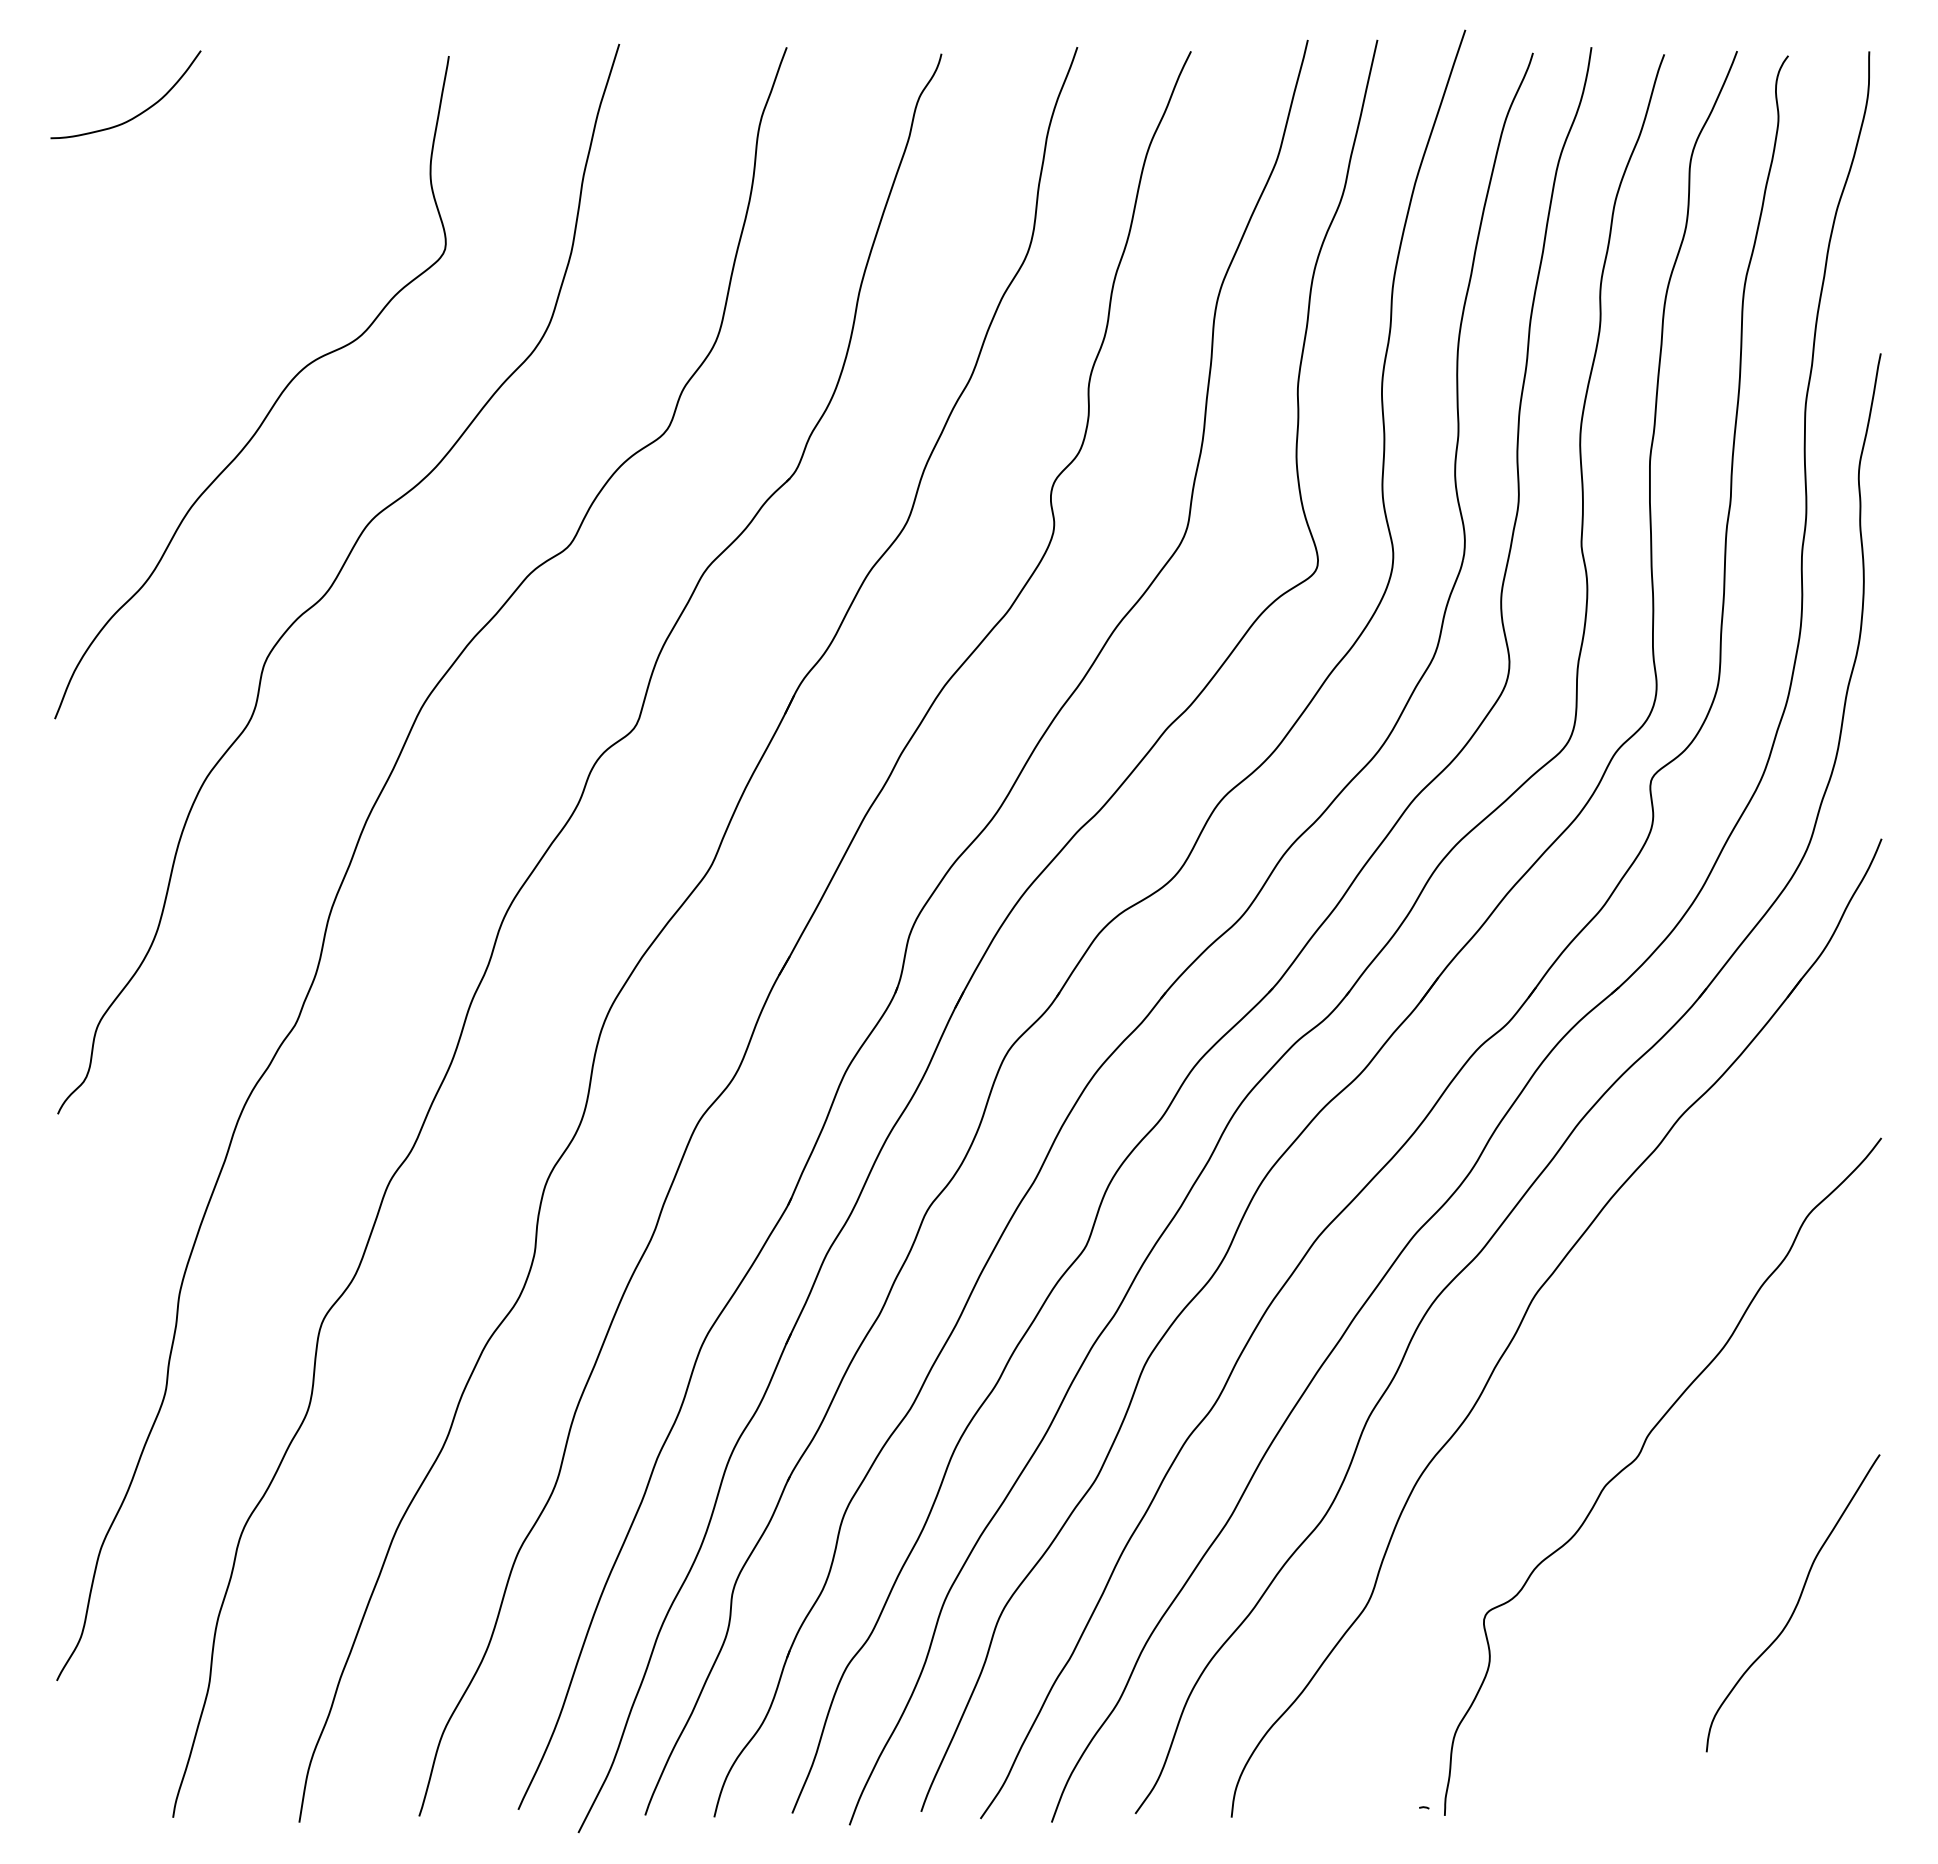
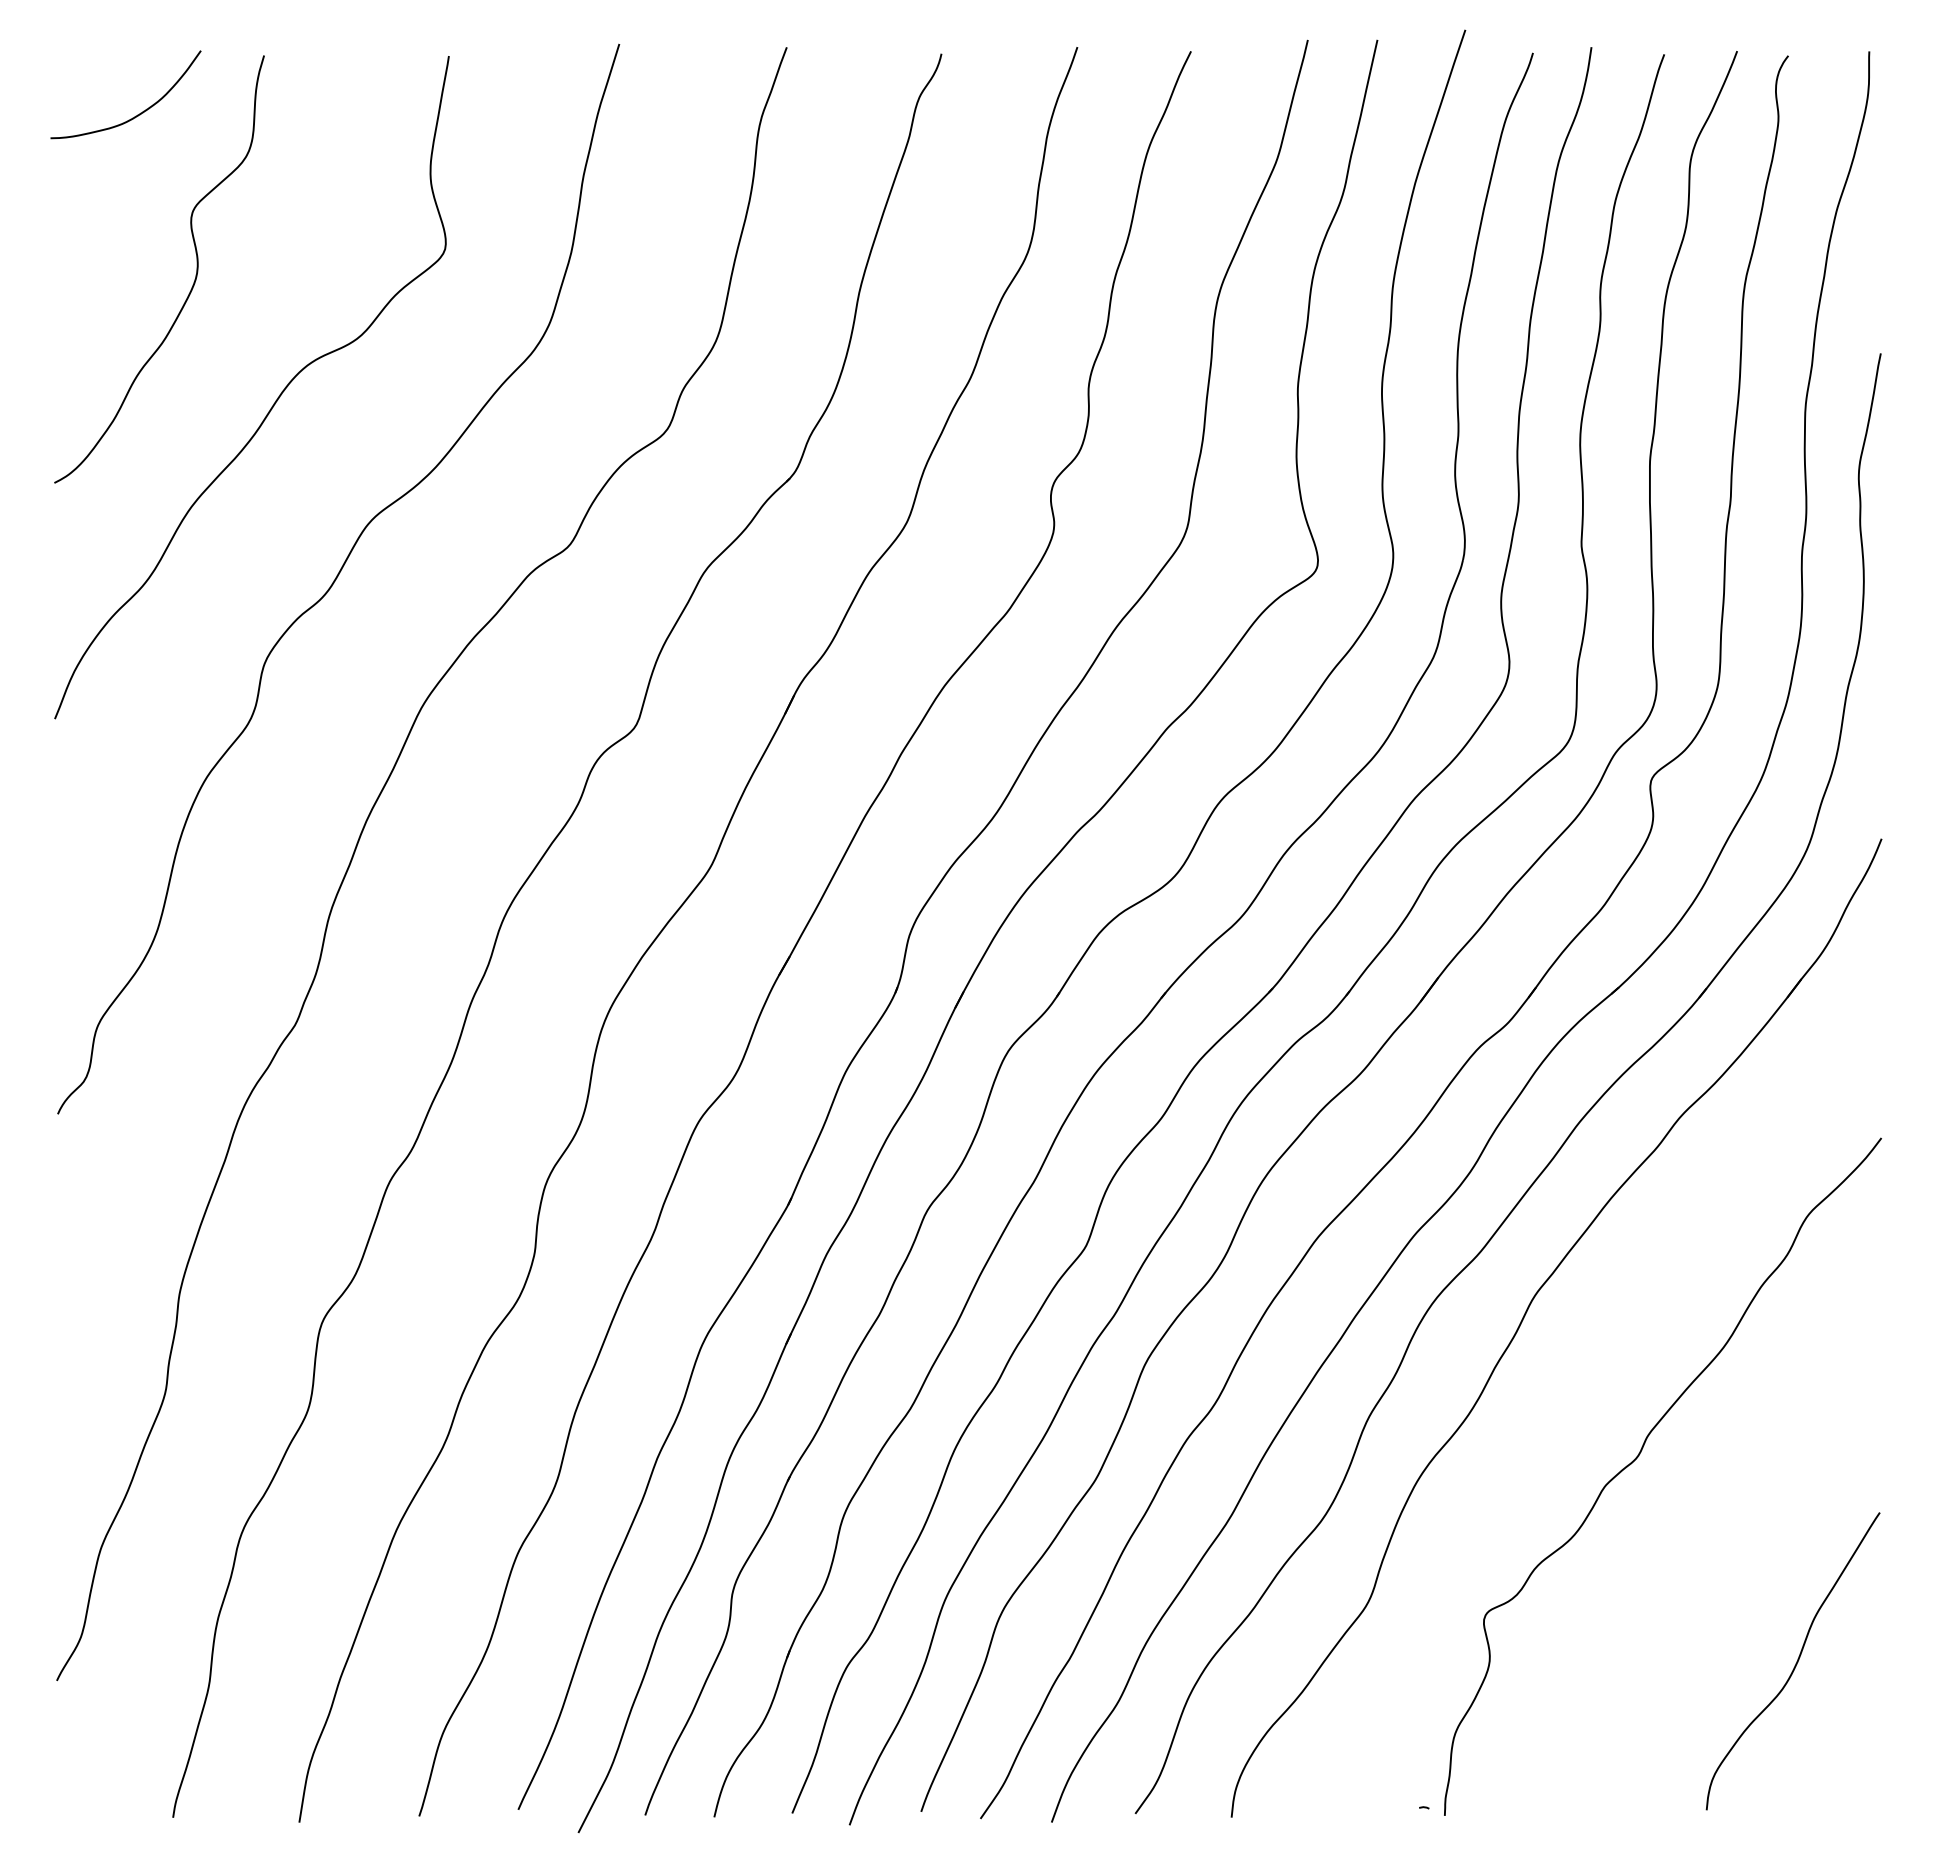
curve: none -> present (195, 274)
curve position: (1795, 1605) -> (1795, 1663) (1795, 1663)
